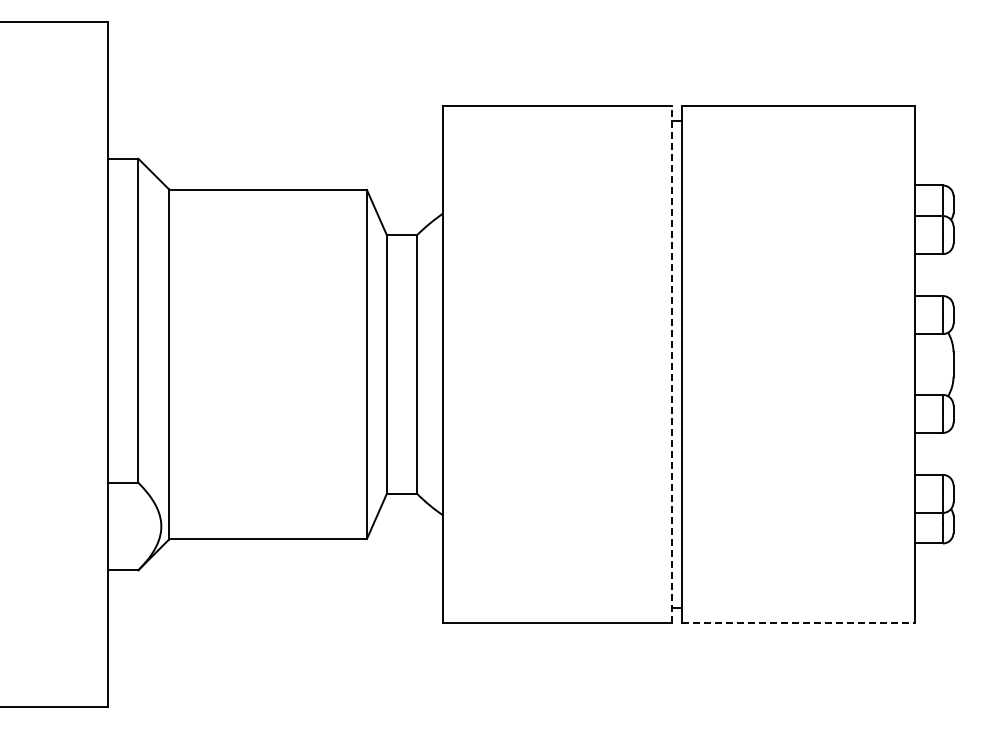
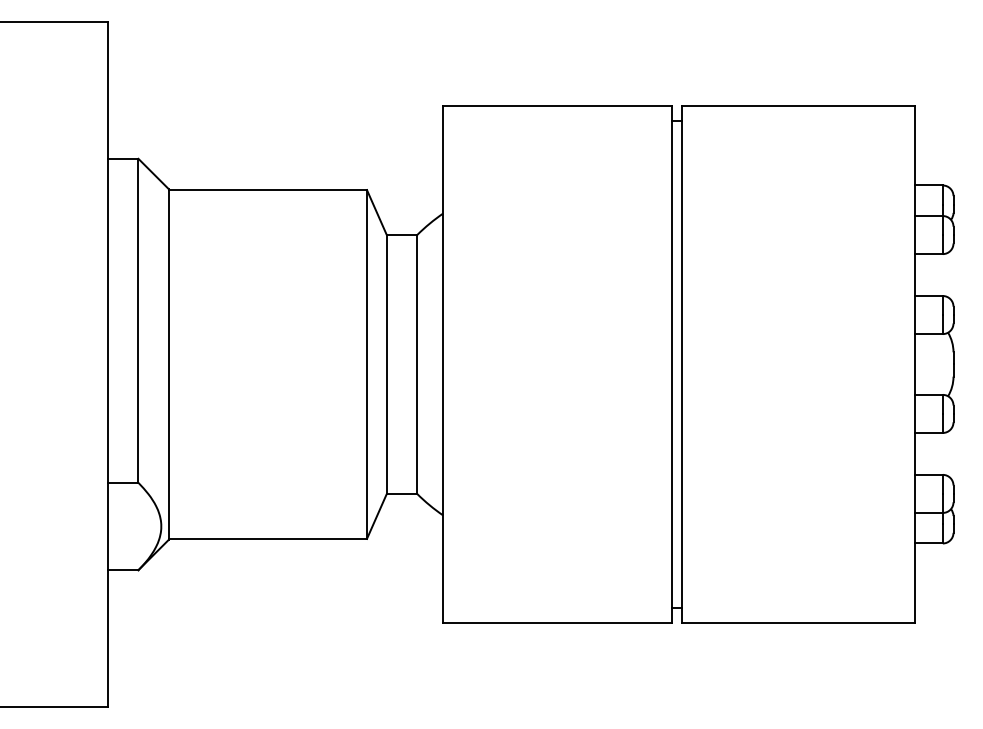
line: dashed -> solid (671, 364)
line: dashed -> solid (798, 623)
